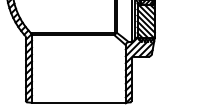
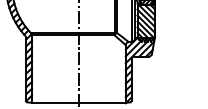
line: none -> present (78, 53)
